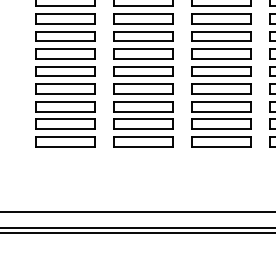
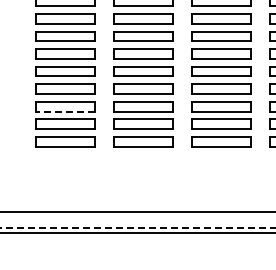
line: solid -> dashed (64, 111)
line: solid -> dashed (138, 227)
